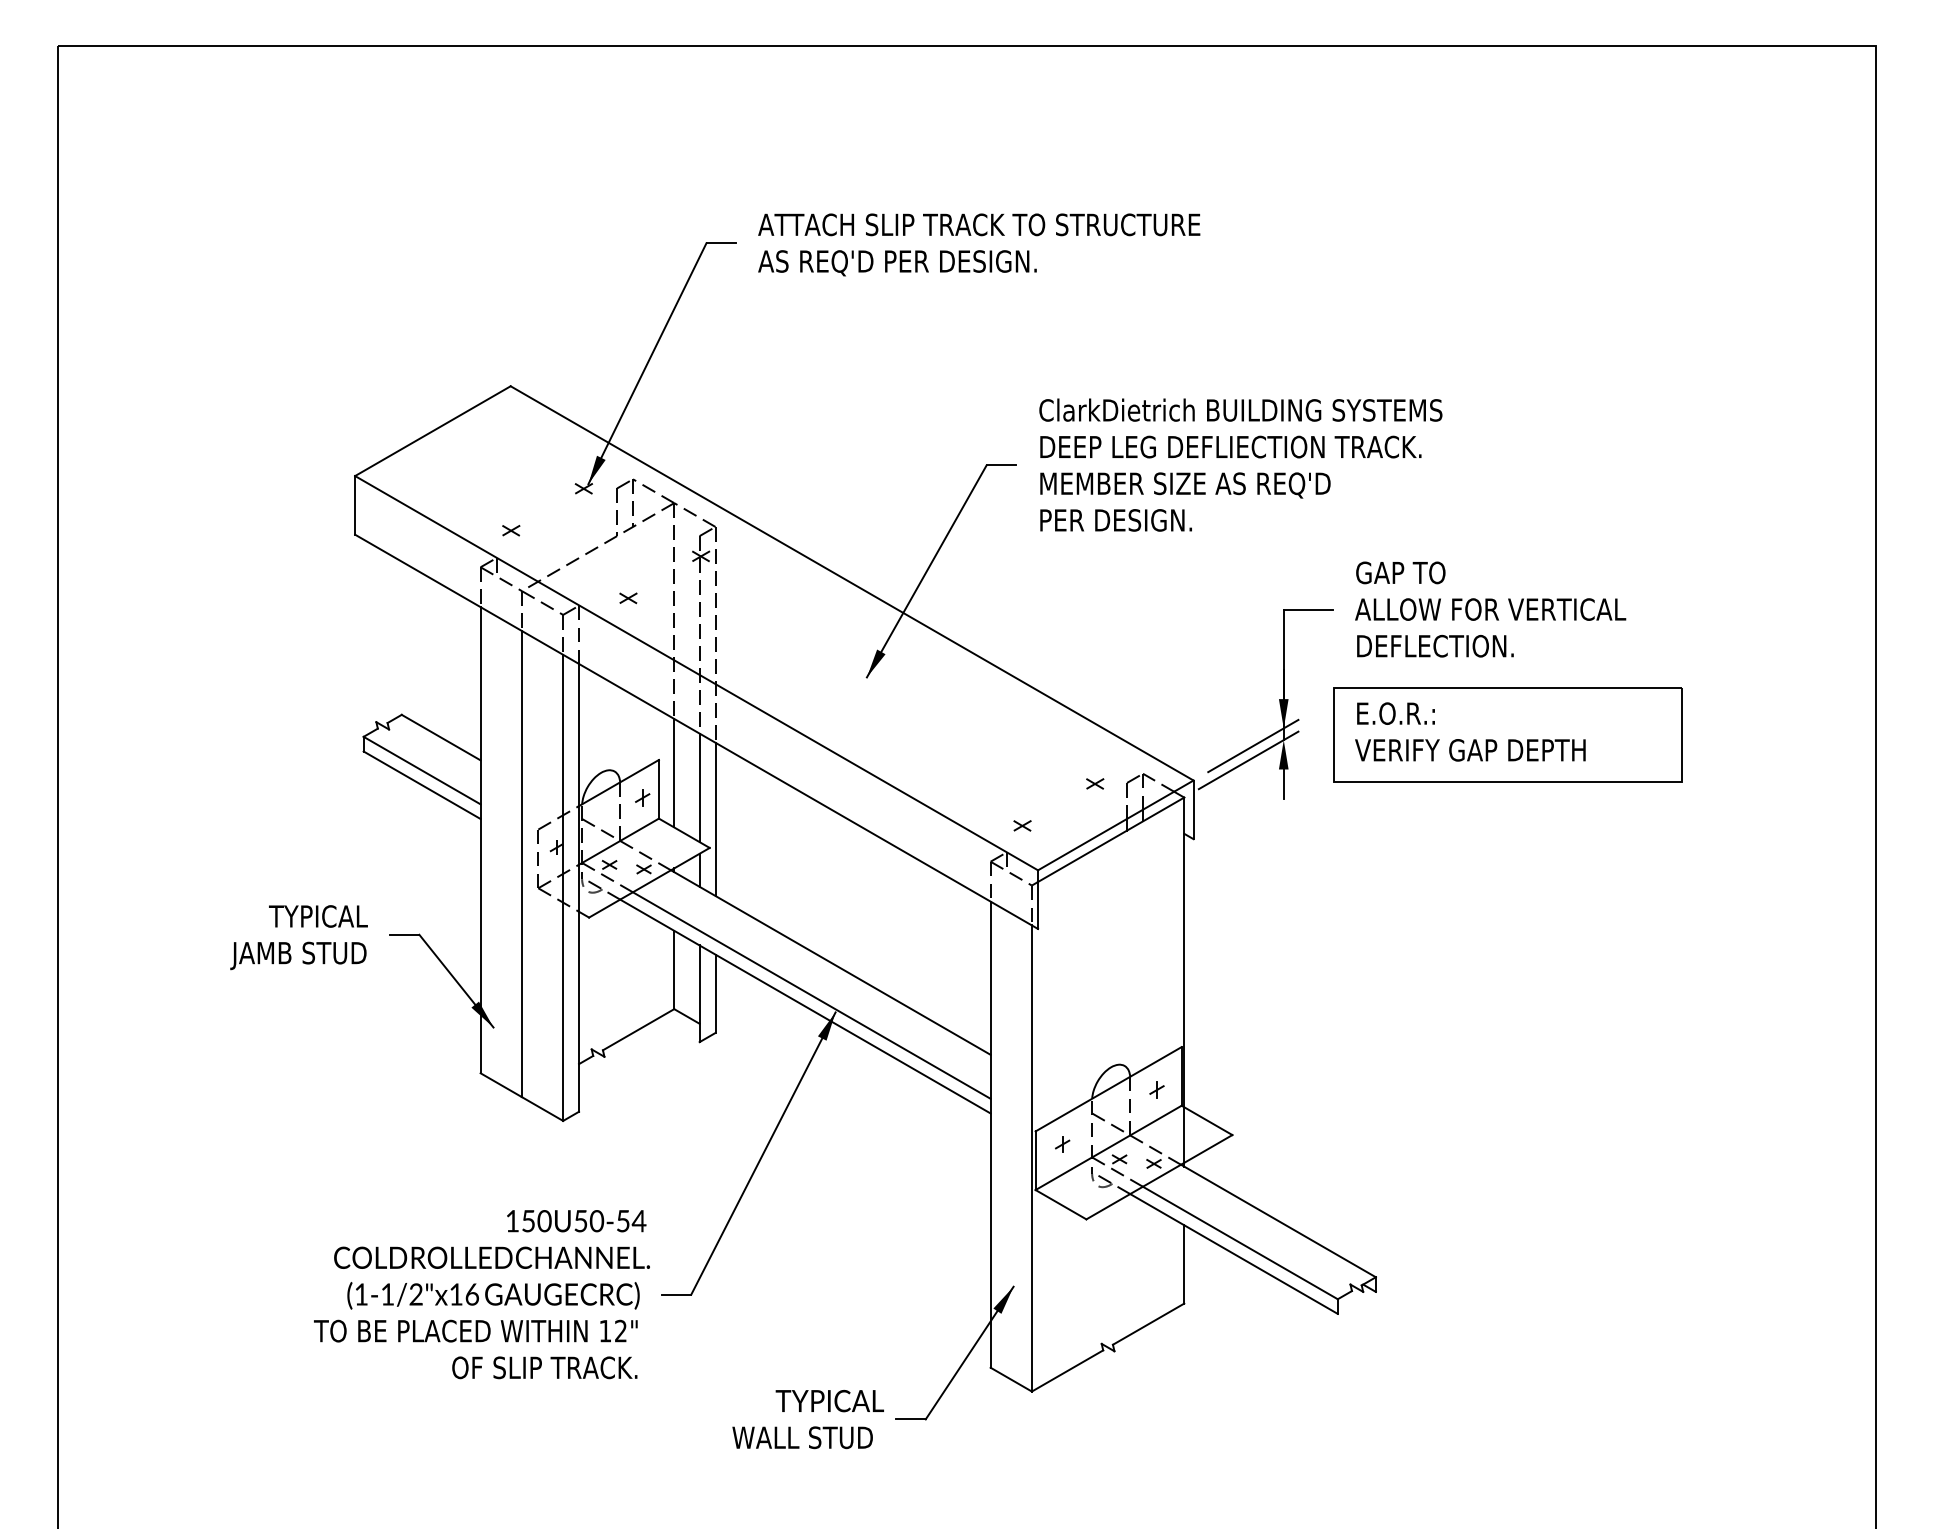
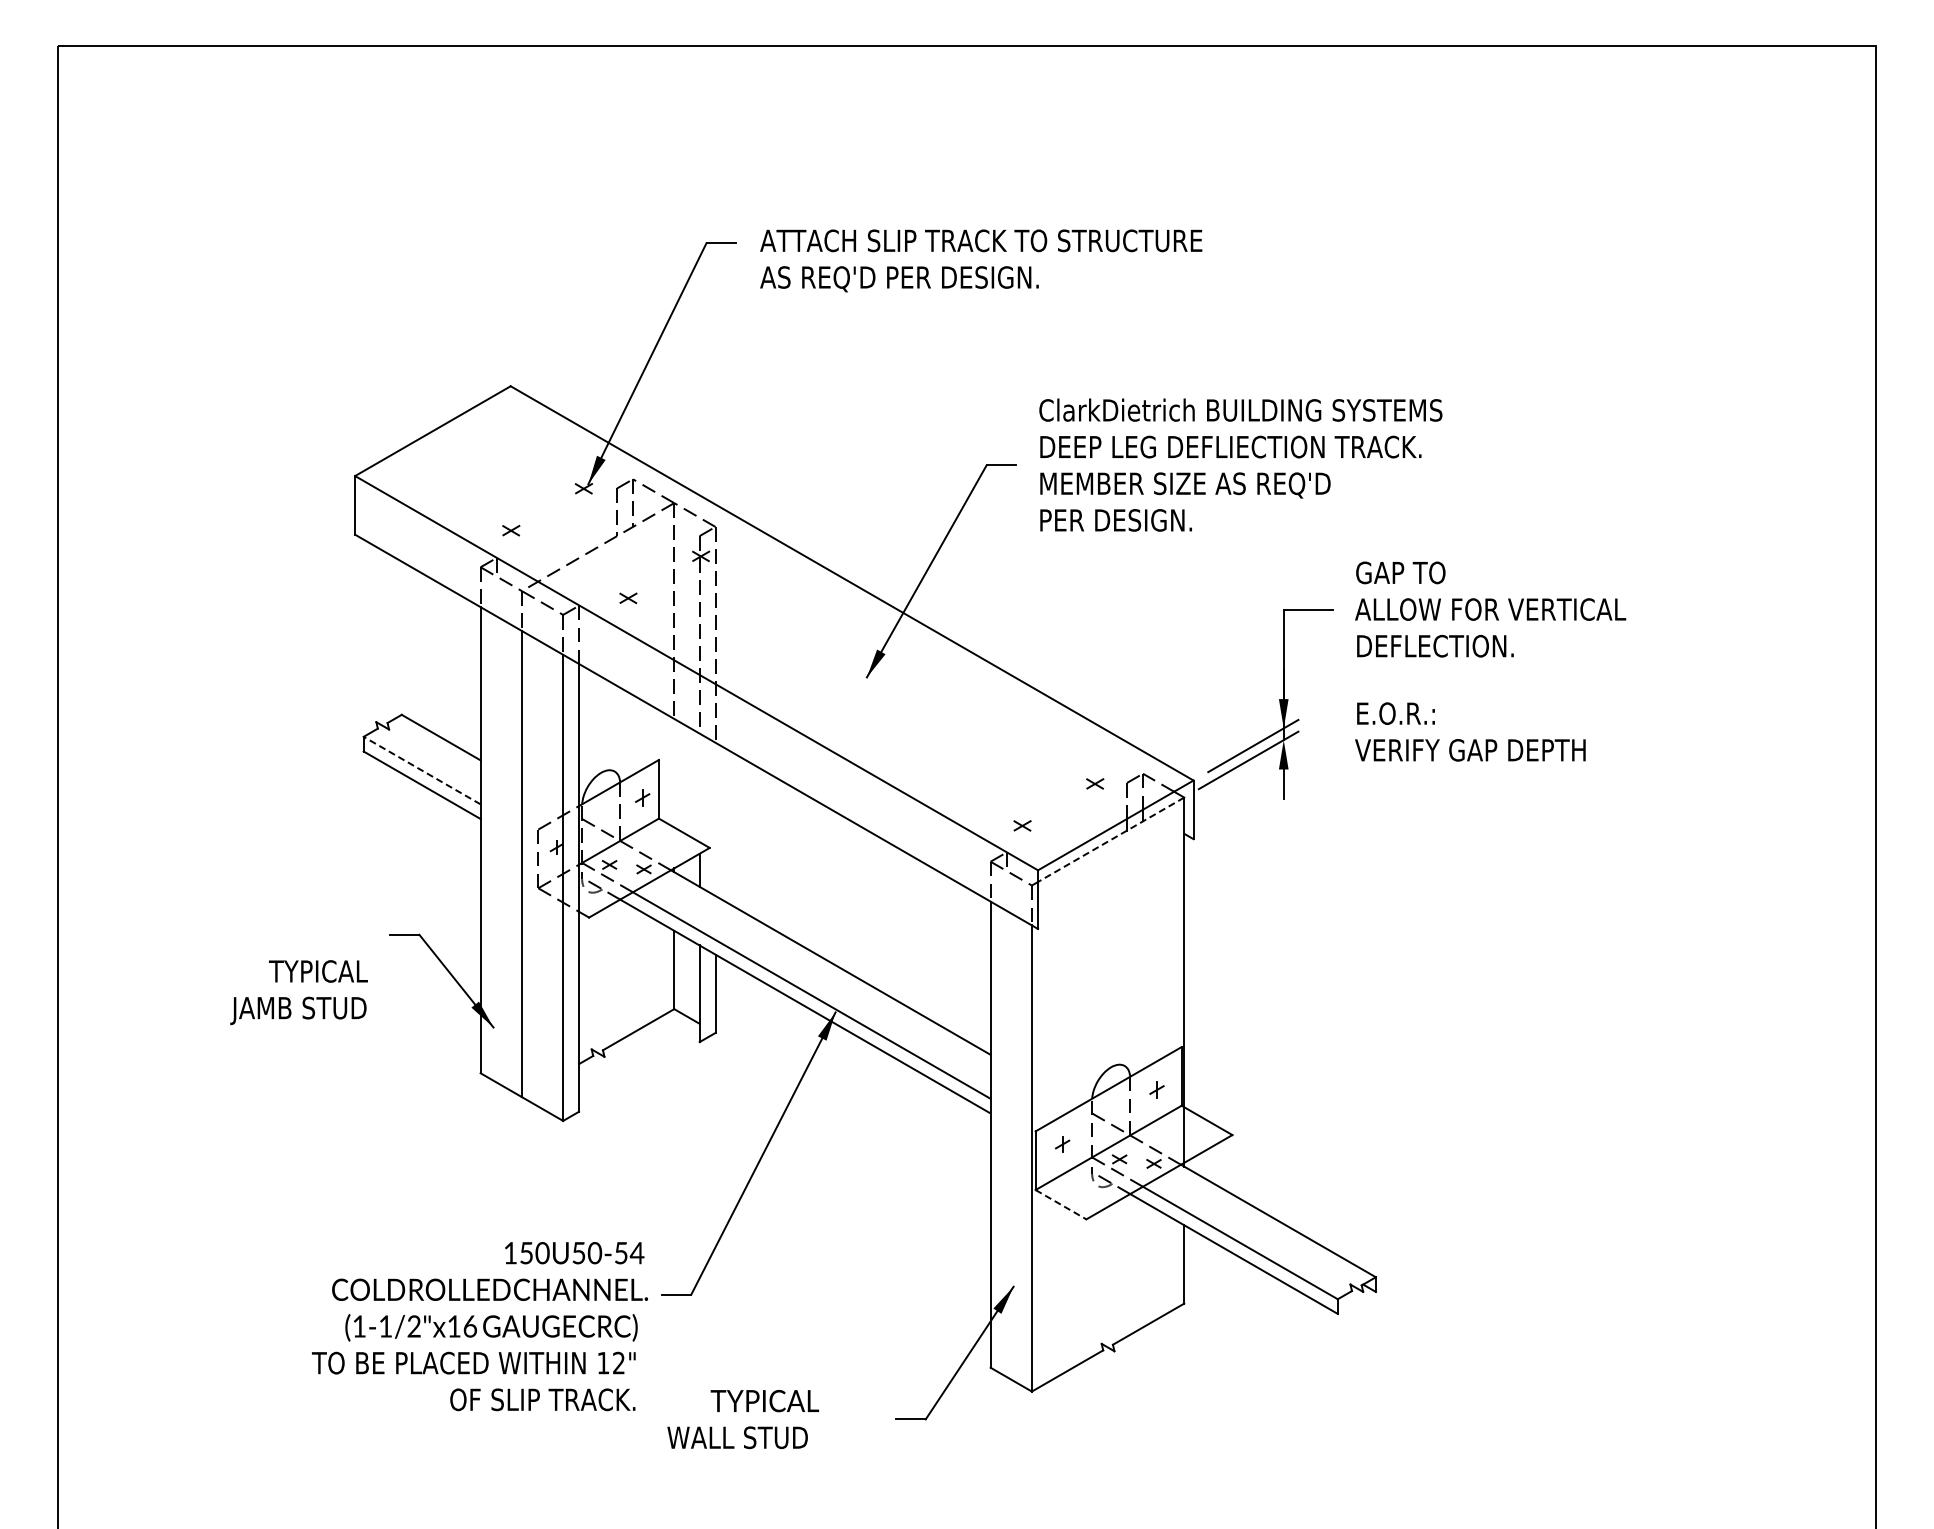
text position: (979, 244) -> (981, 260) (981, 260)
part: present -> none (1507, 734)
line: solid -> dashed (422, 770)
line: present -> none (674, 772)
line: present -> none (699, 787)
line: present -> none (715, 819)
line: solid -> dashed (1110, 840)
text position: (298, 937) -> (298, 992) (298, 992)
line: solid -> dashed (1061, 1204)
text position: (481, 1294) -> (479, 1326) (479, 1326)
text position: (807, 1419) -> (742, 1419) (742, 1419)
